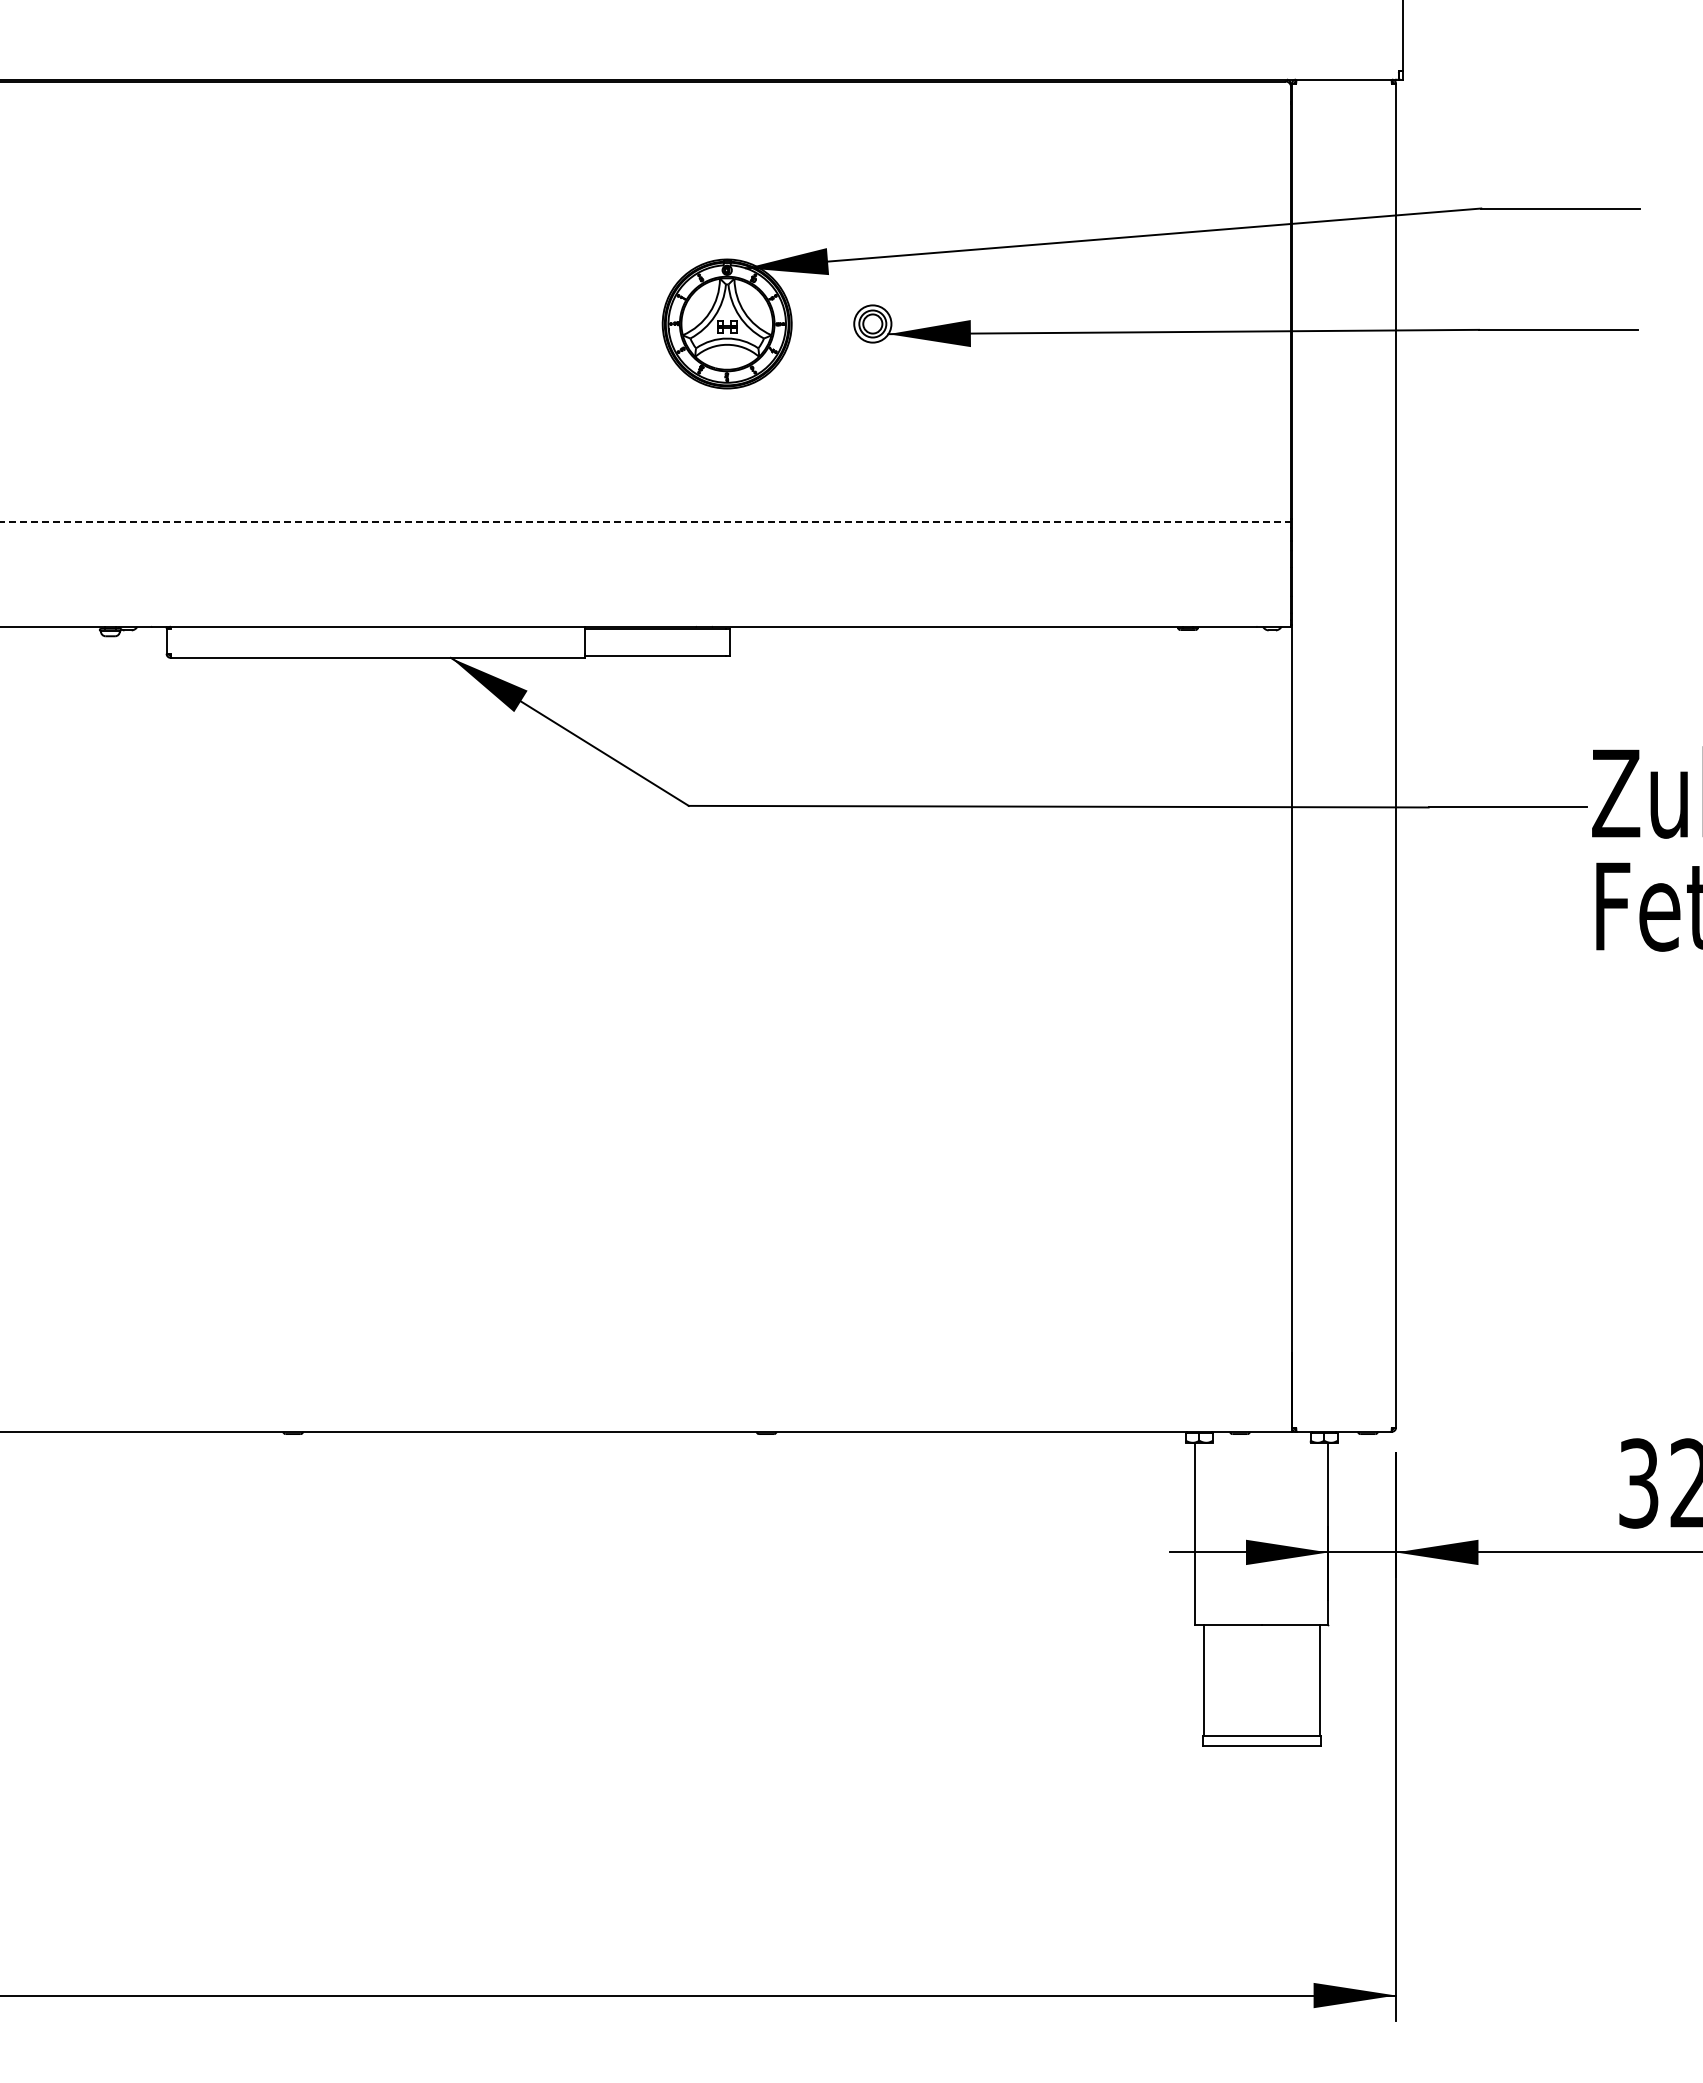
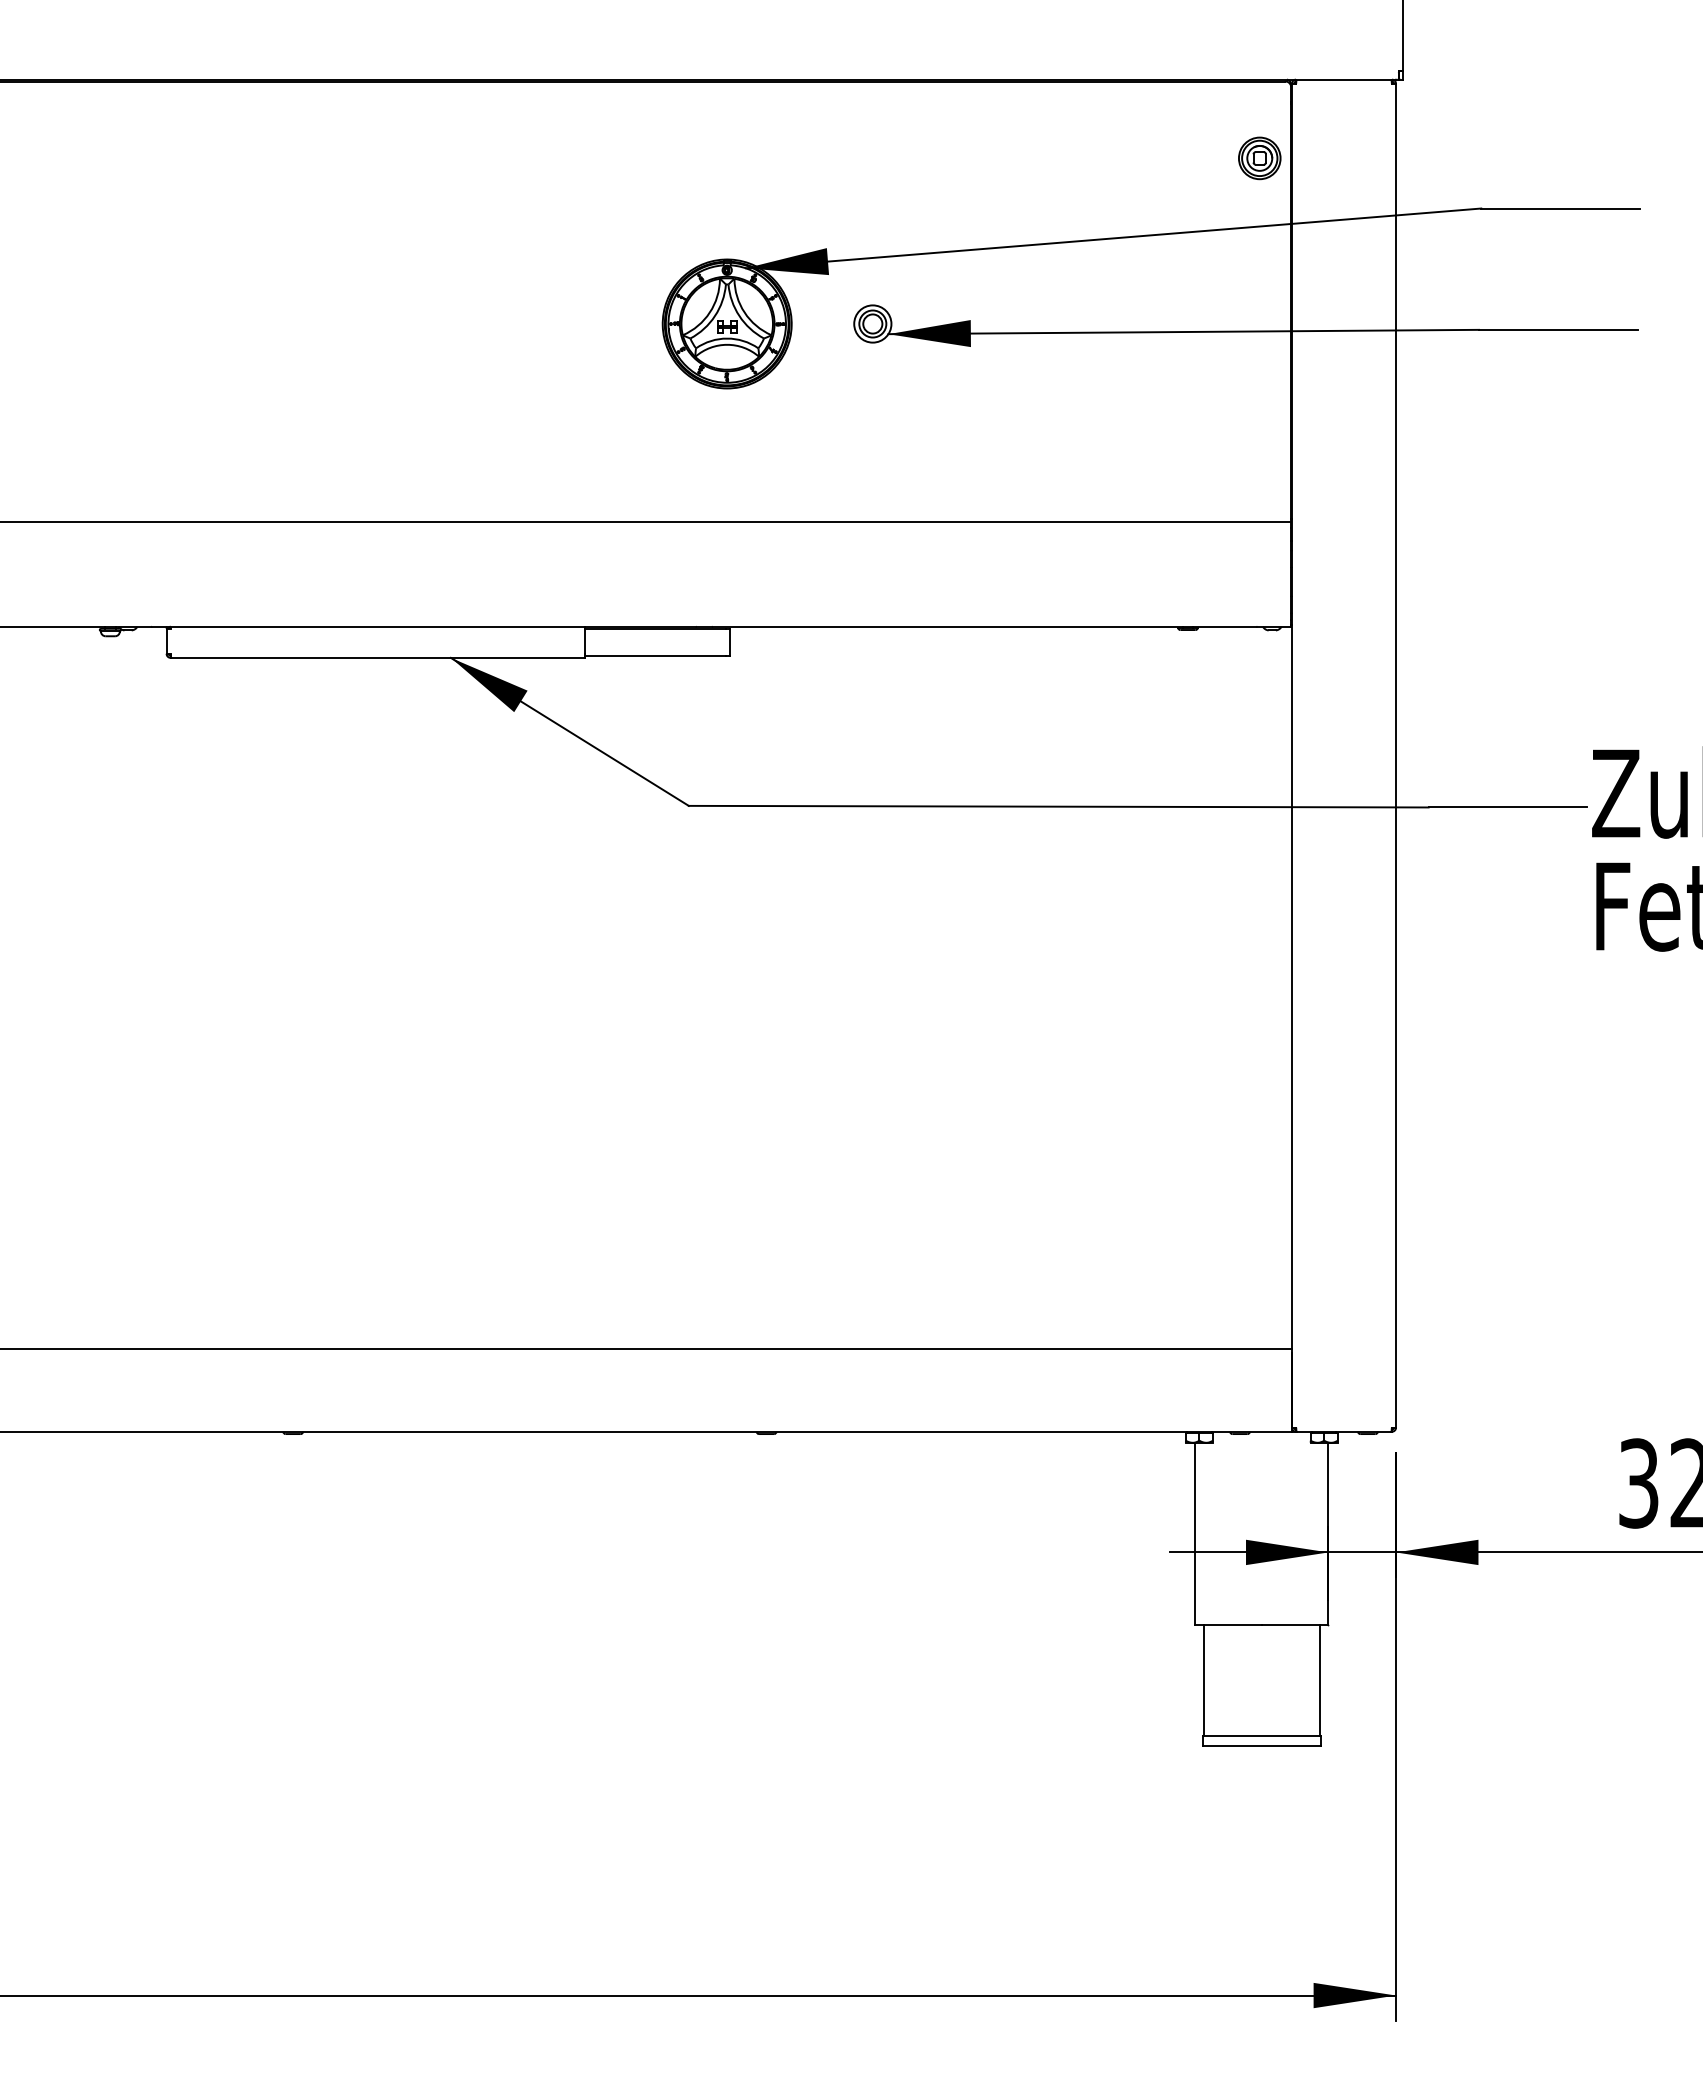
part: none -> present (1259, 158)
line: dashed -> solid (646, 521)
line: none -> present (647, 1348)
